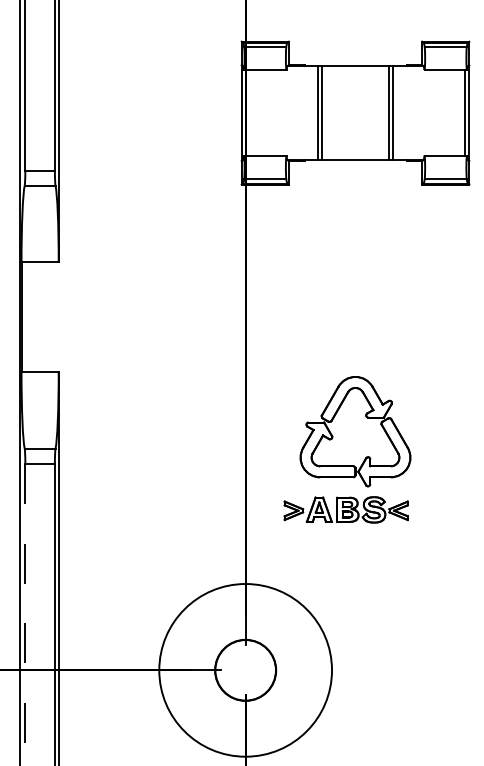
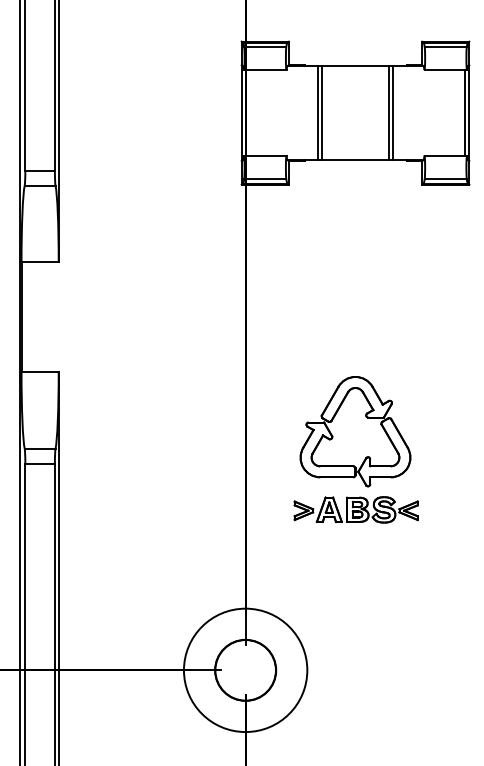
part position: (345, 509) -> (355, 509) (355, 509)
line: dashed -> solid (25, 614)
circle diameter: 173 px -> 123 px (245, 670)
